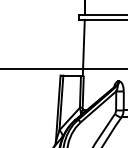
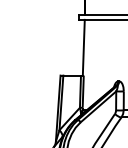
line: present -> none (63, 69)
